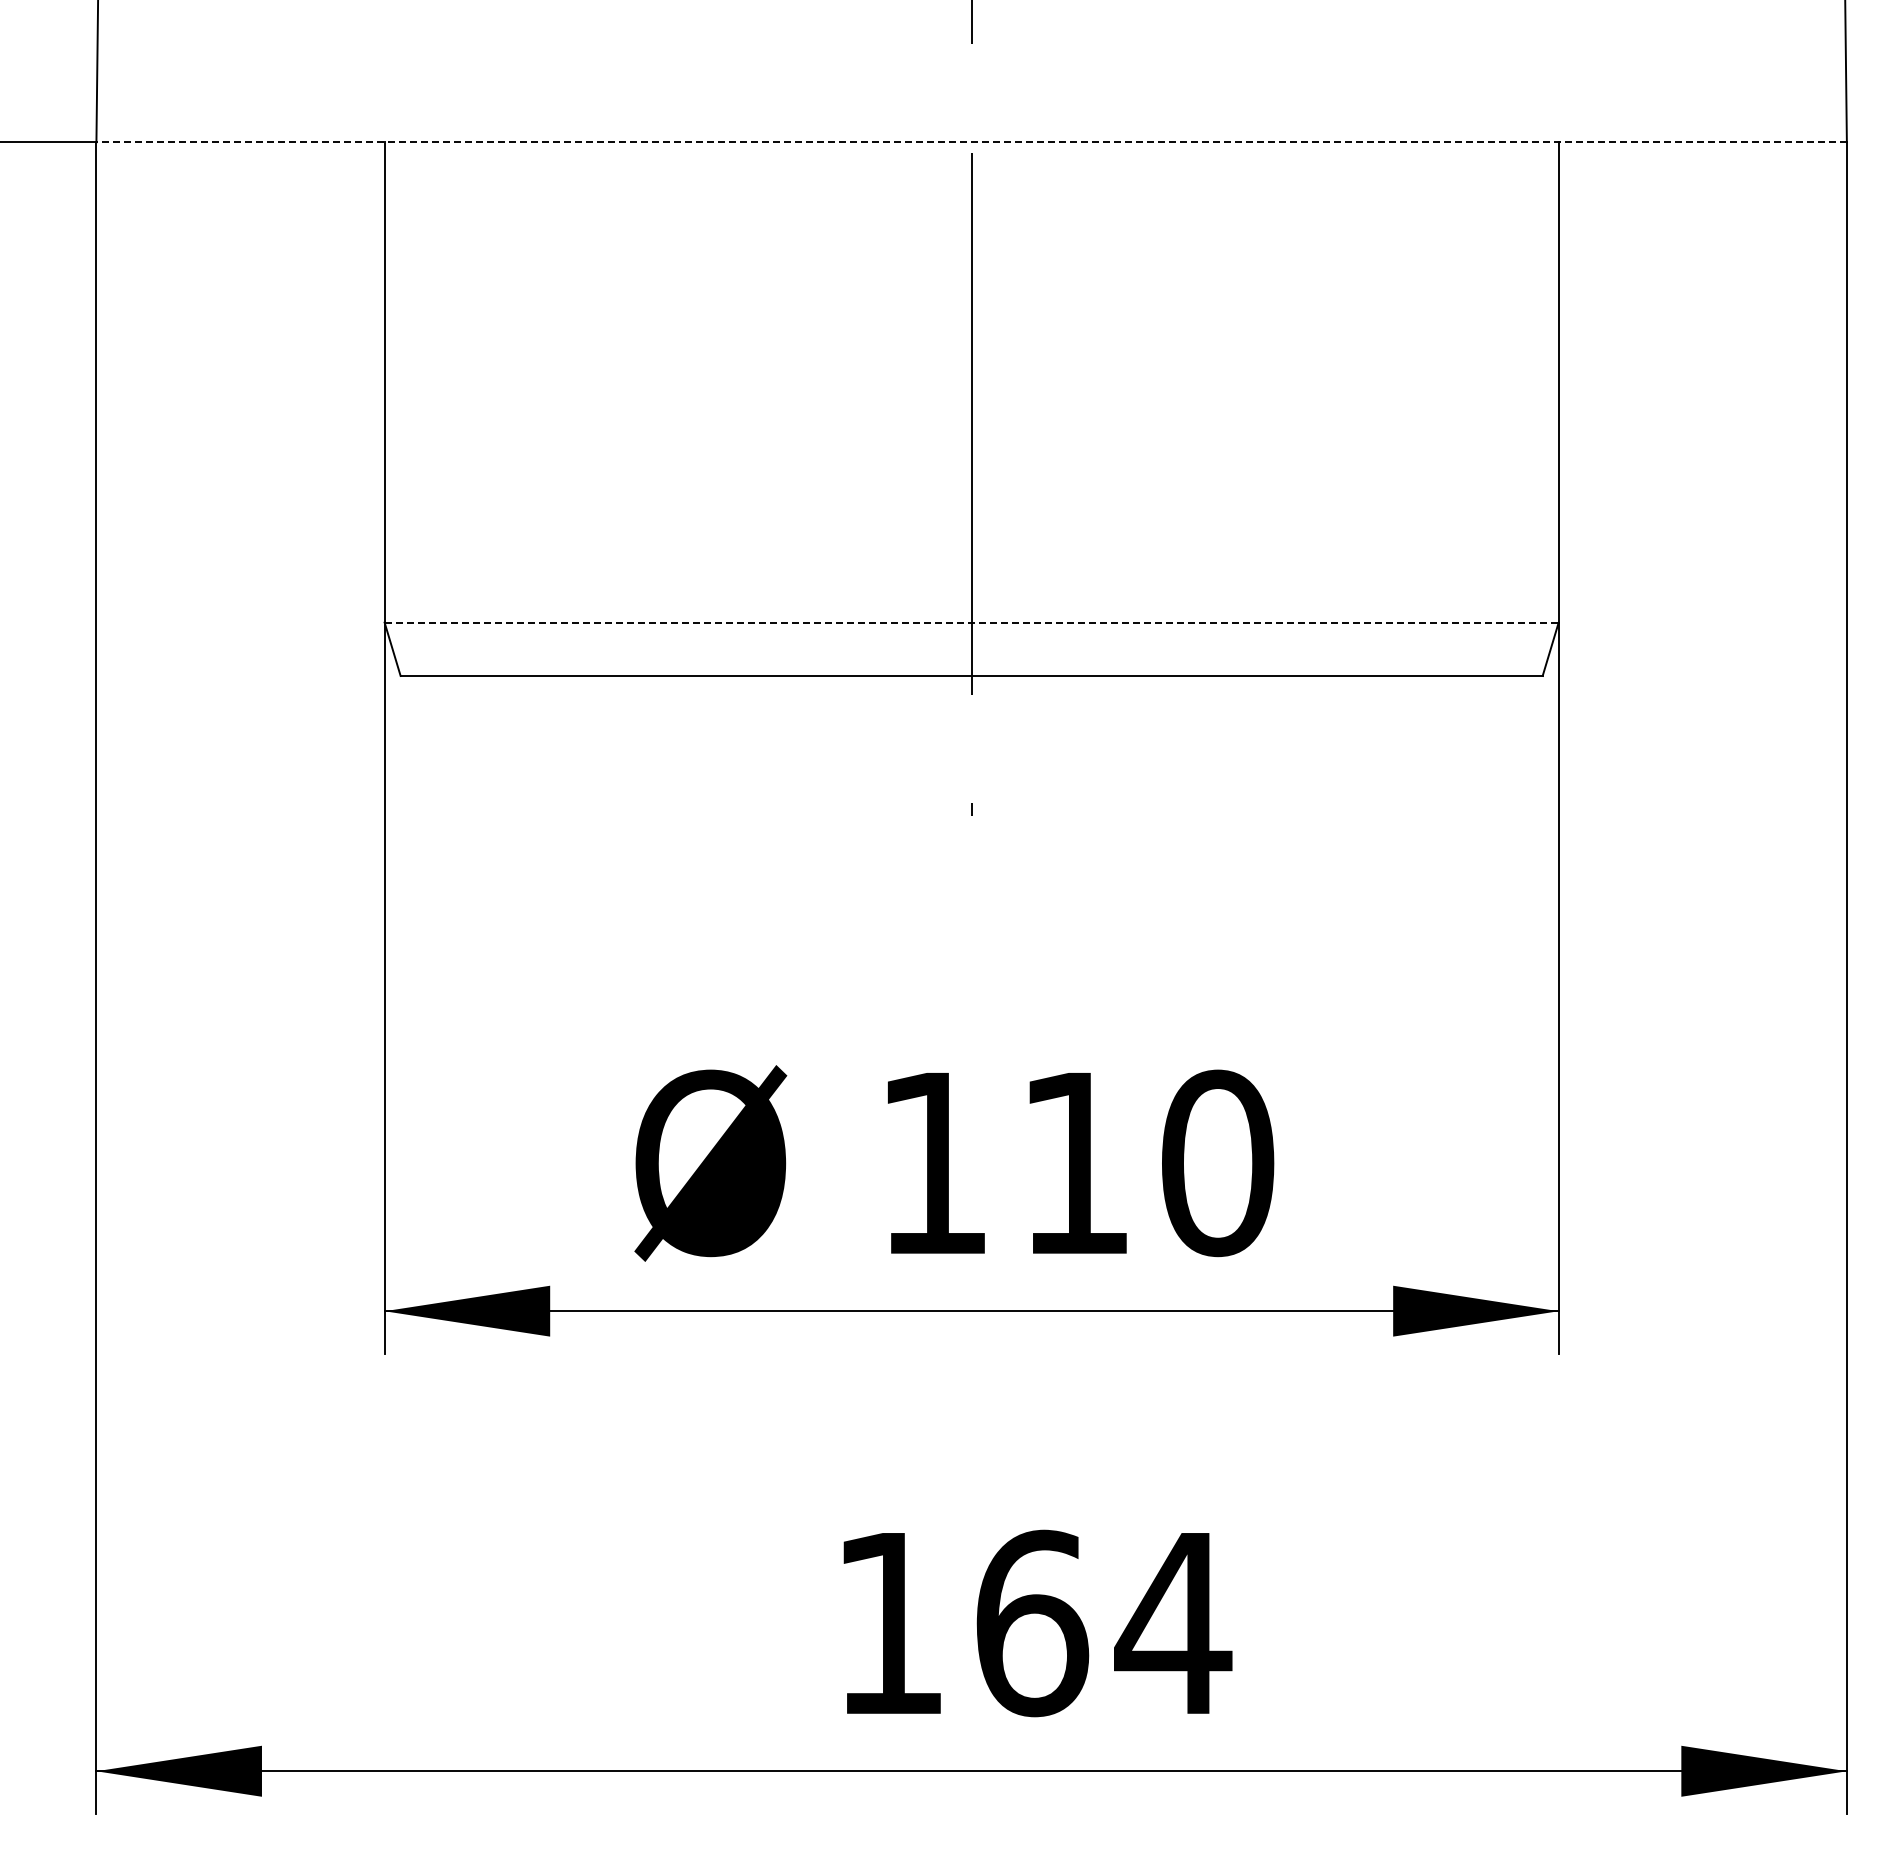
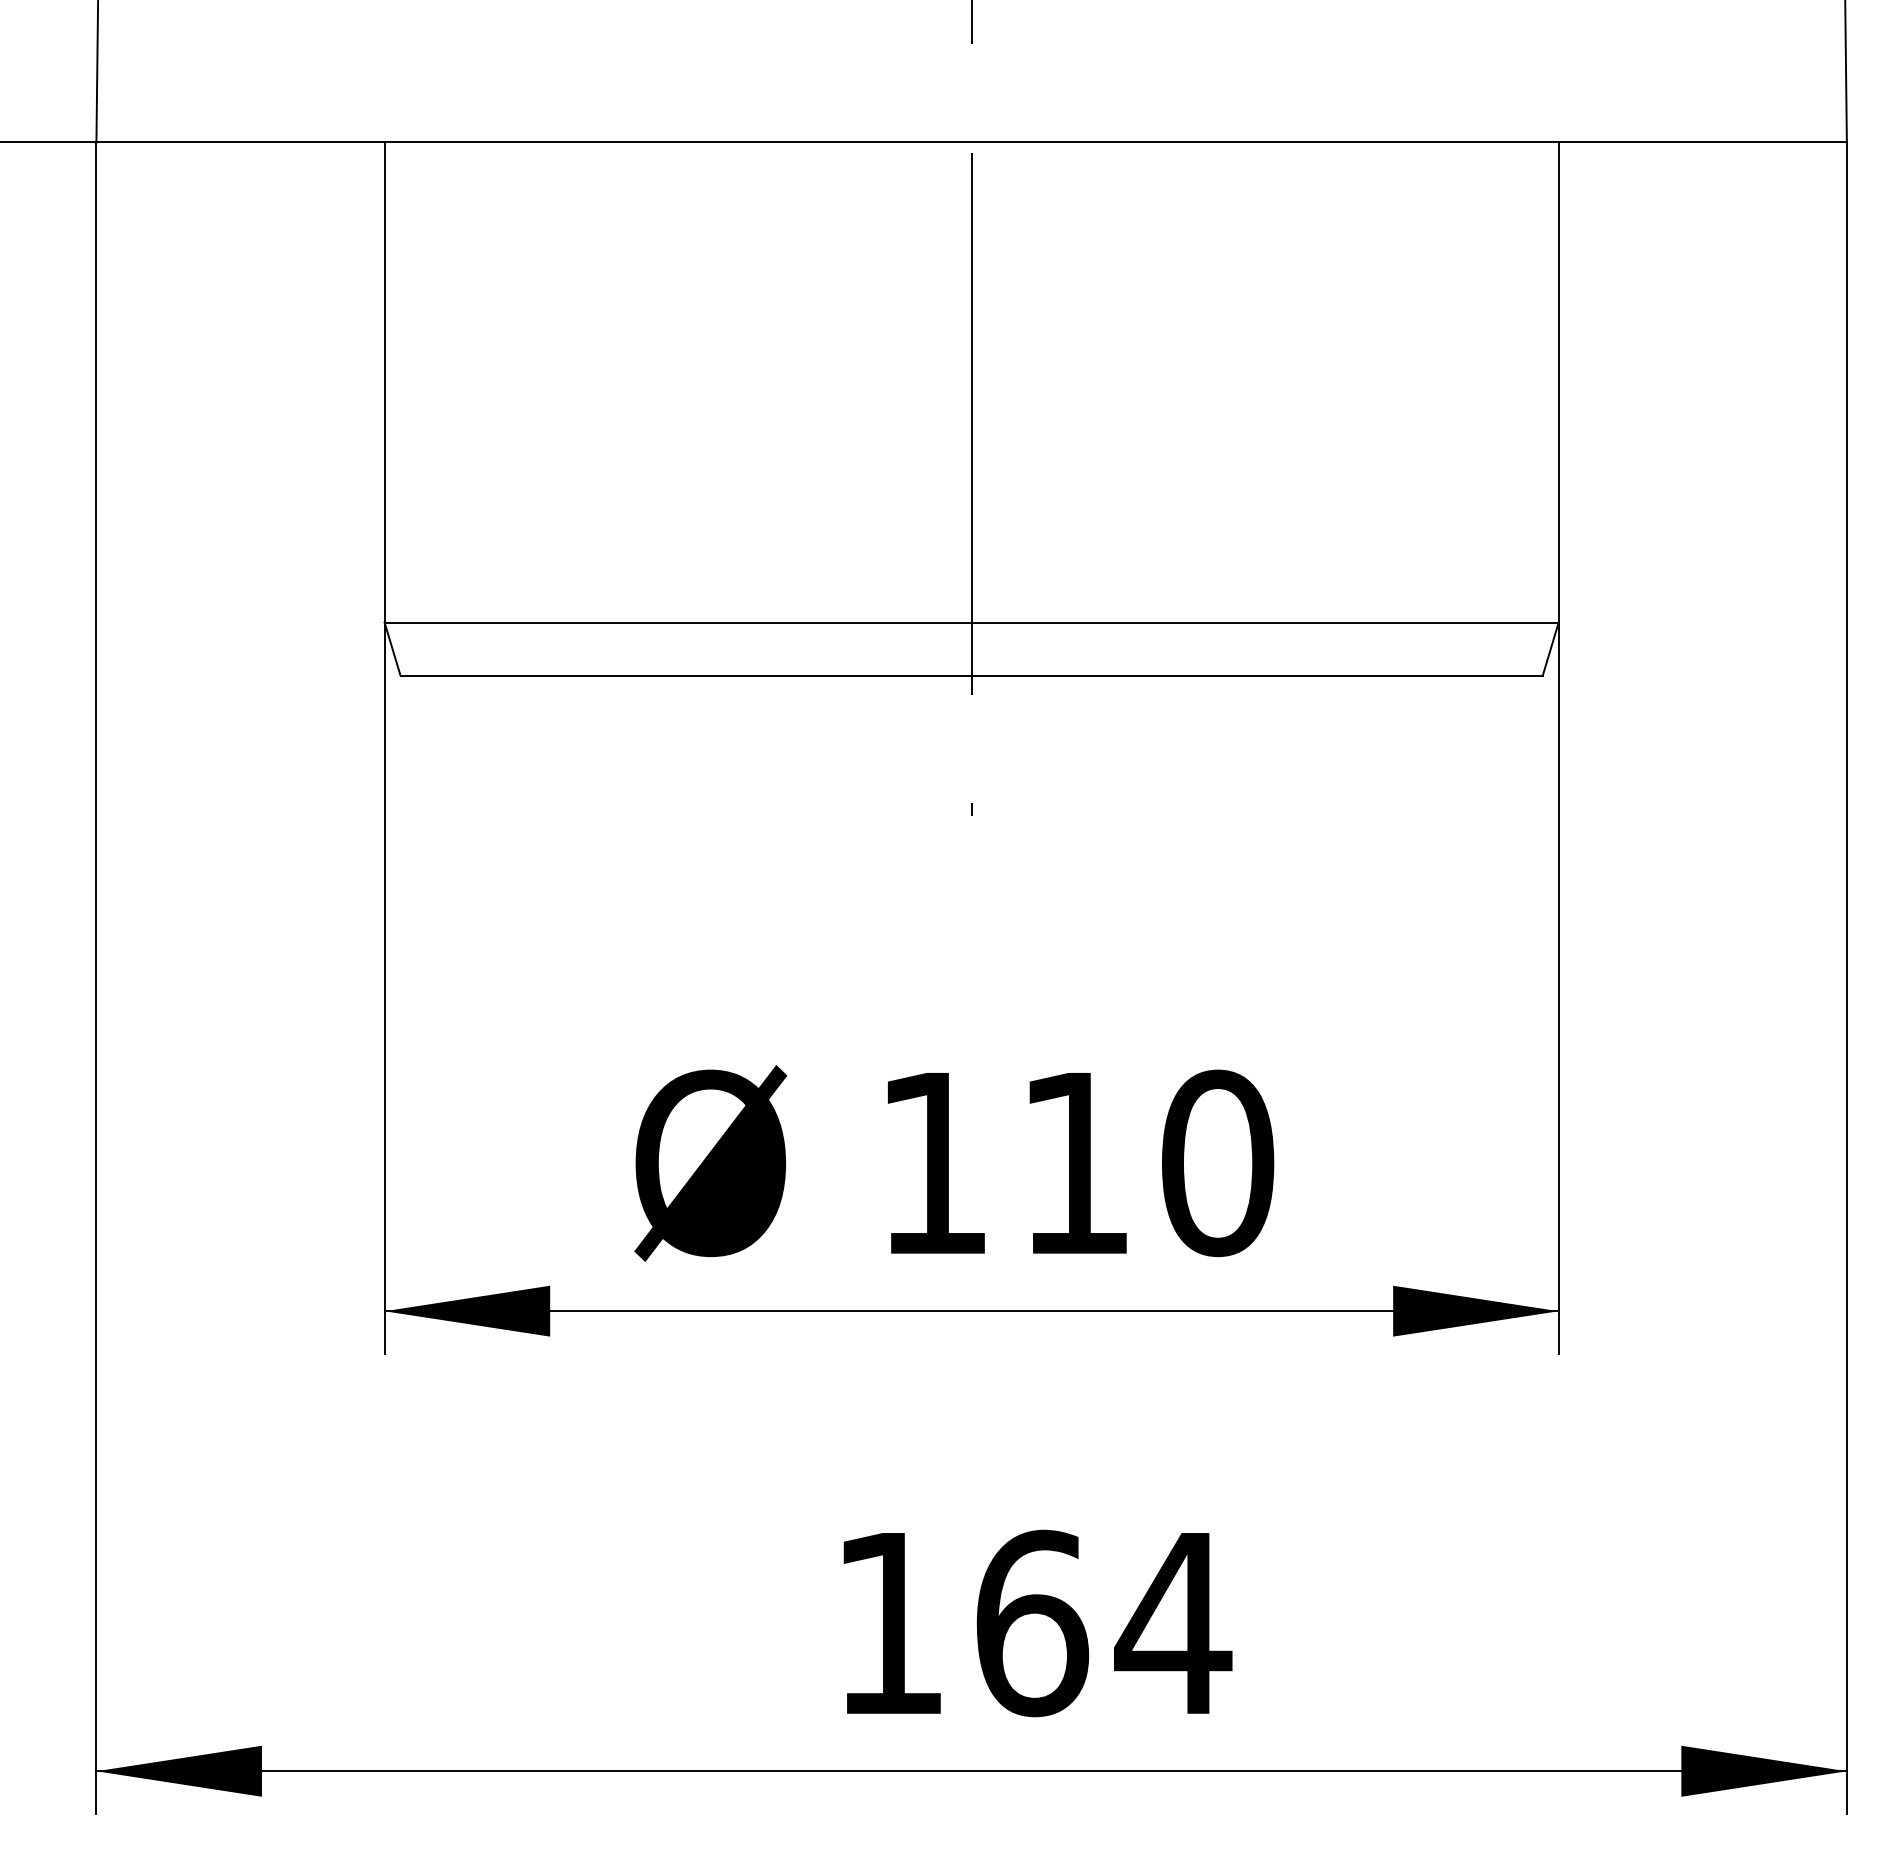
line: dashed -> solid (971, 142)
line: dashed -> solid (972, 622)
